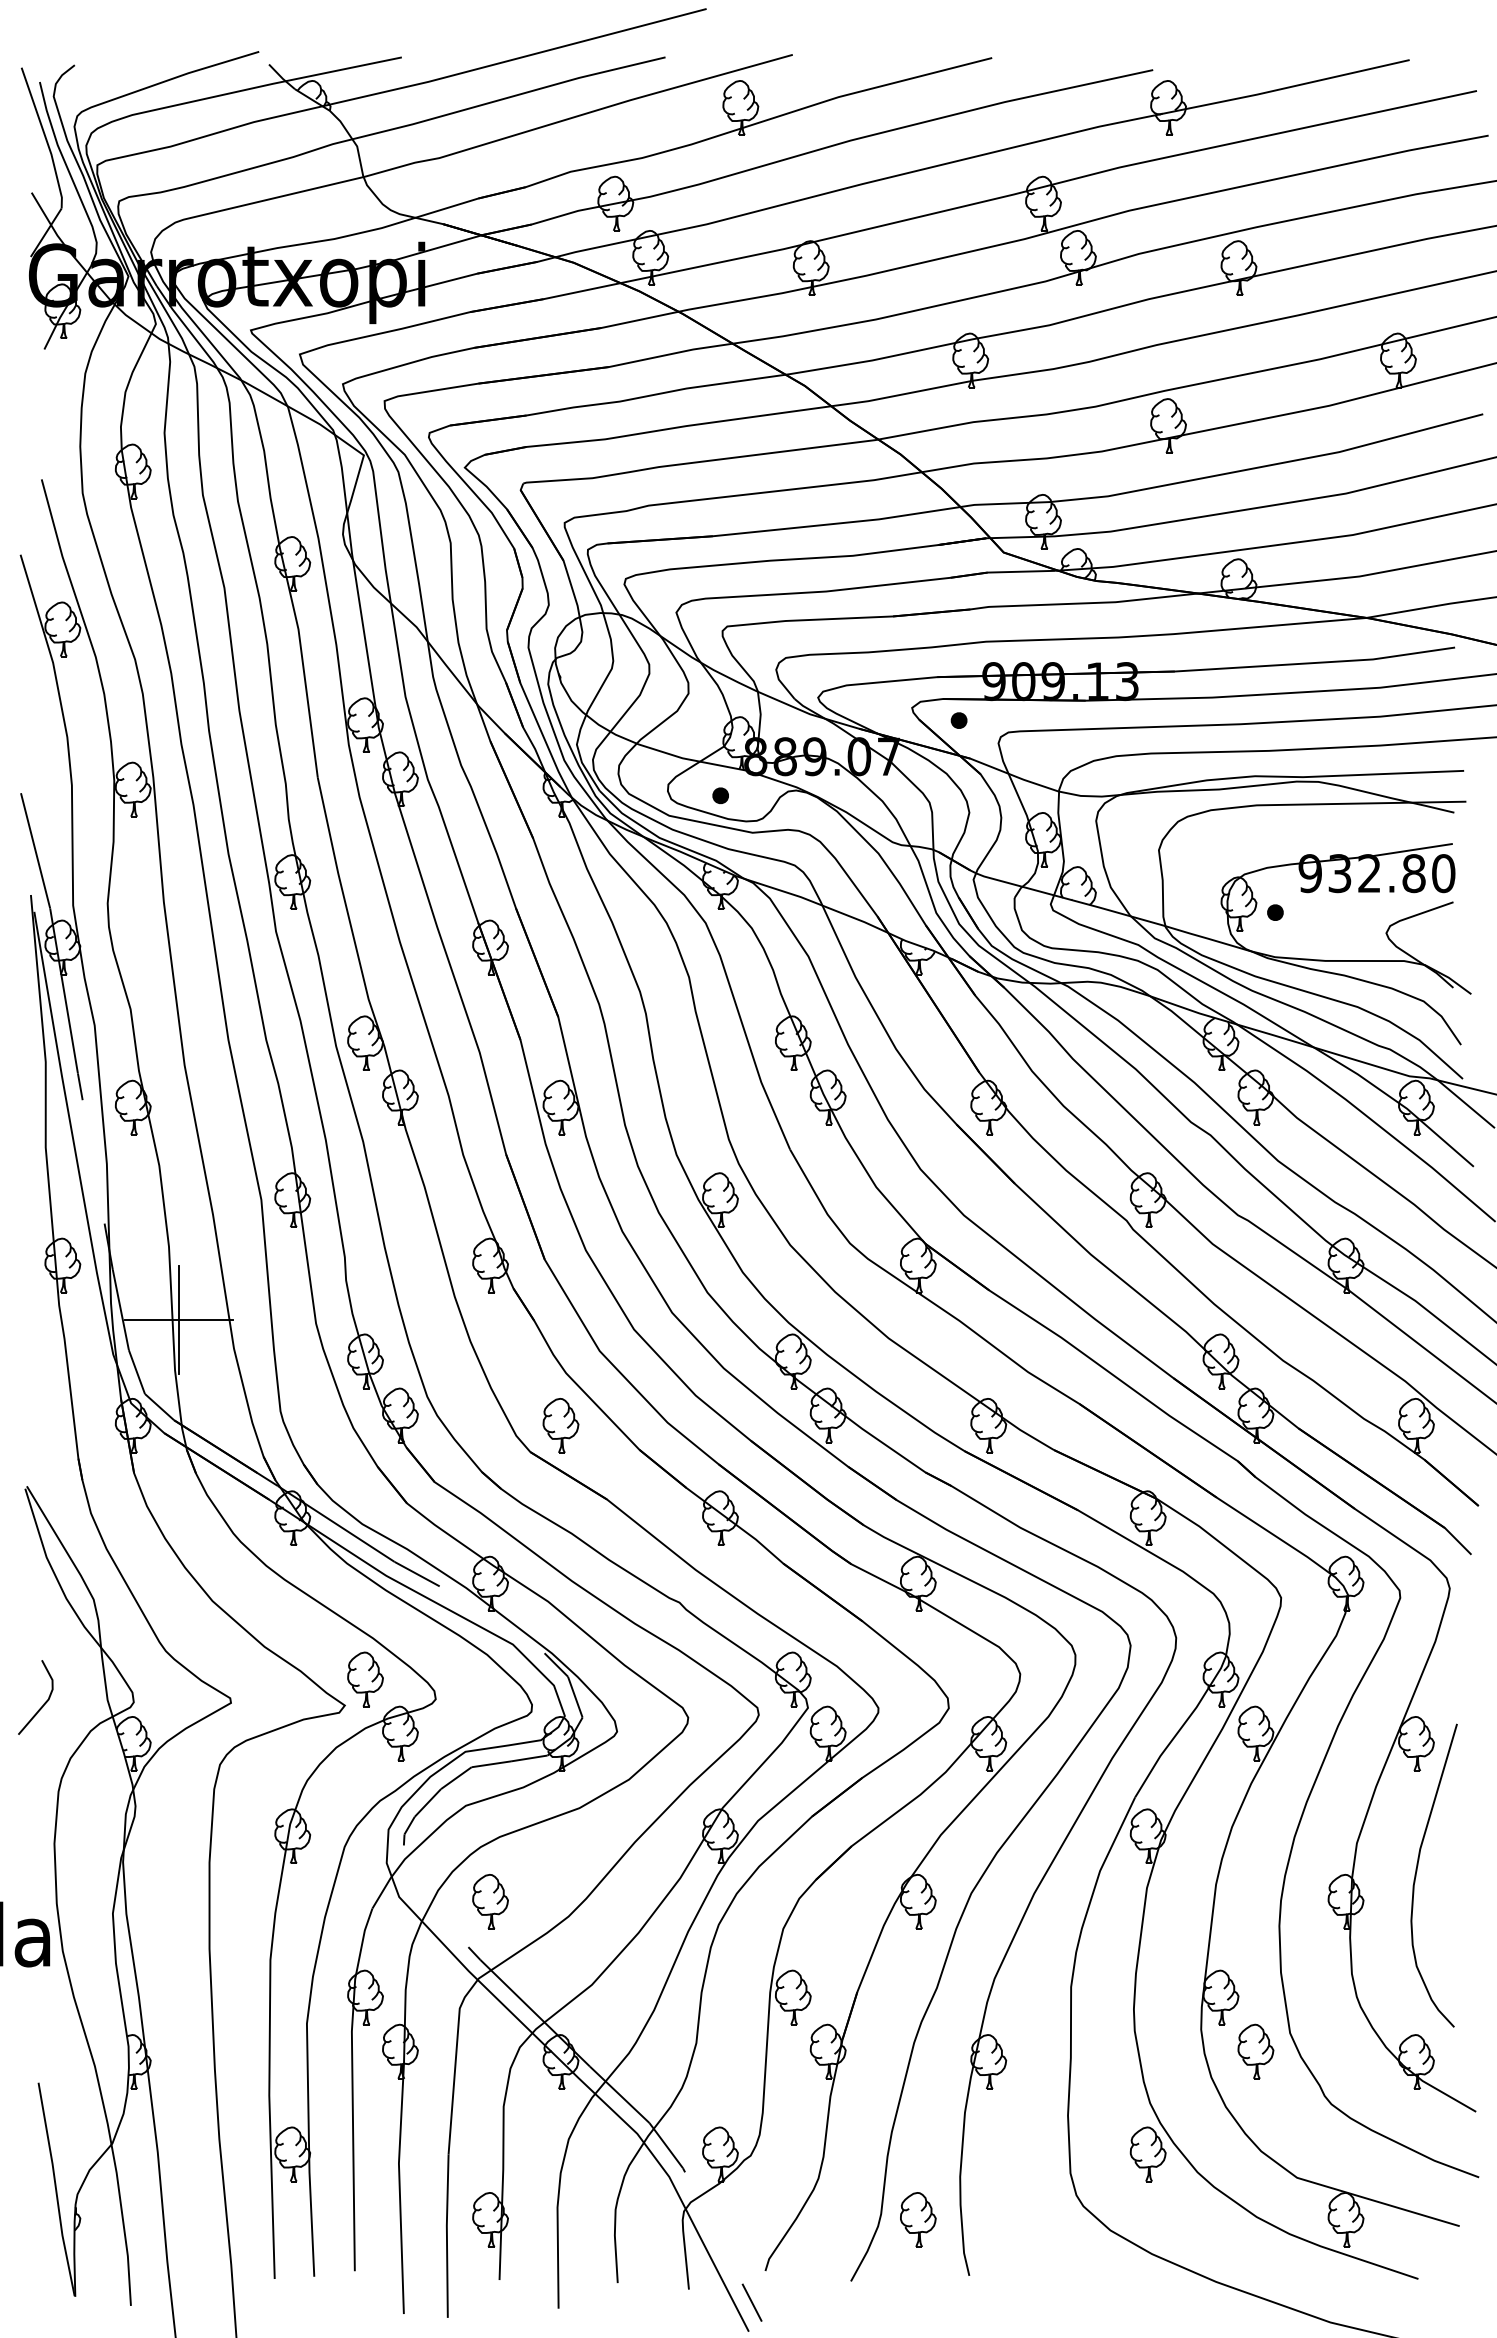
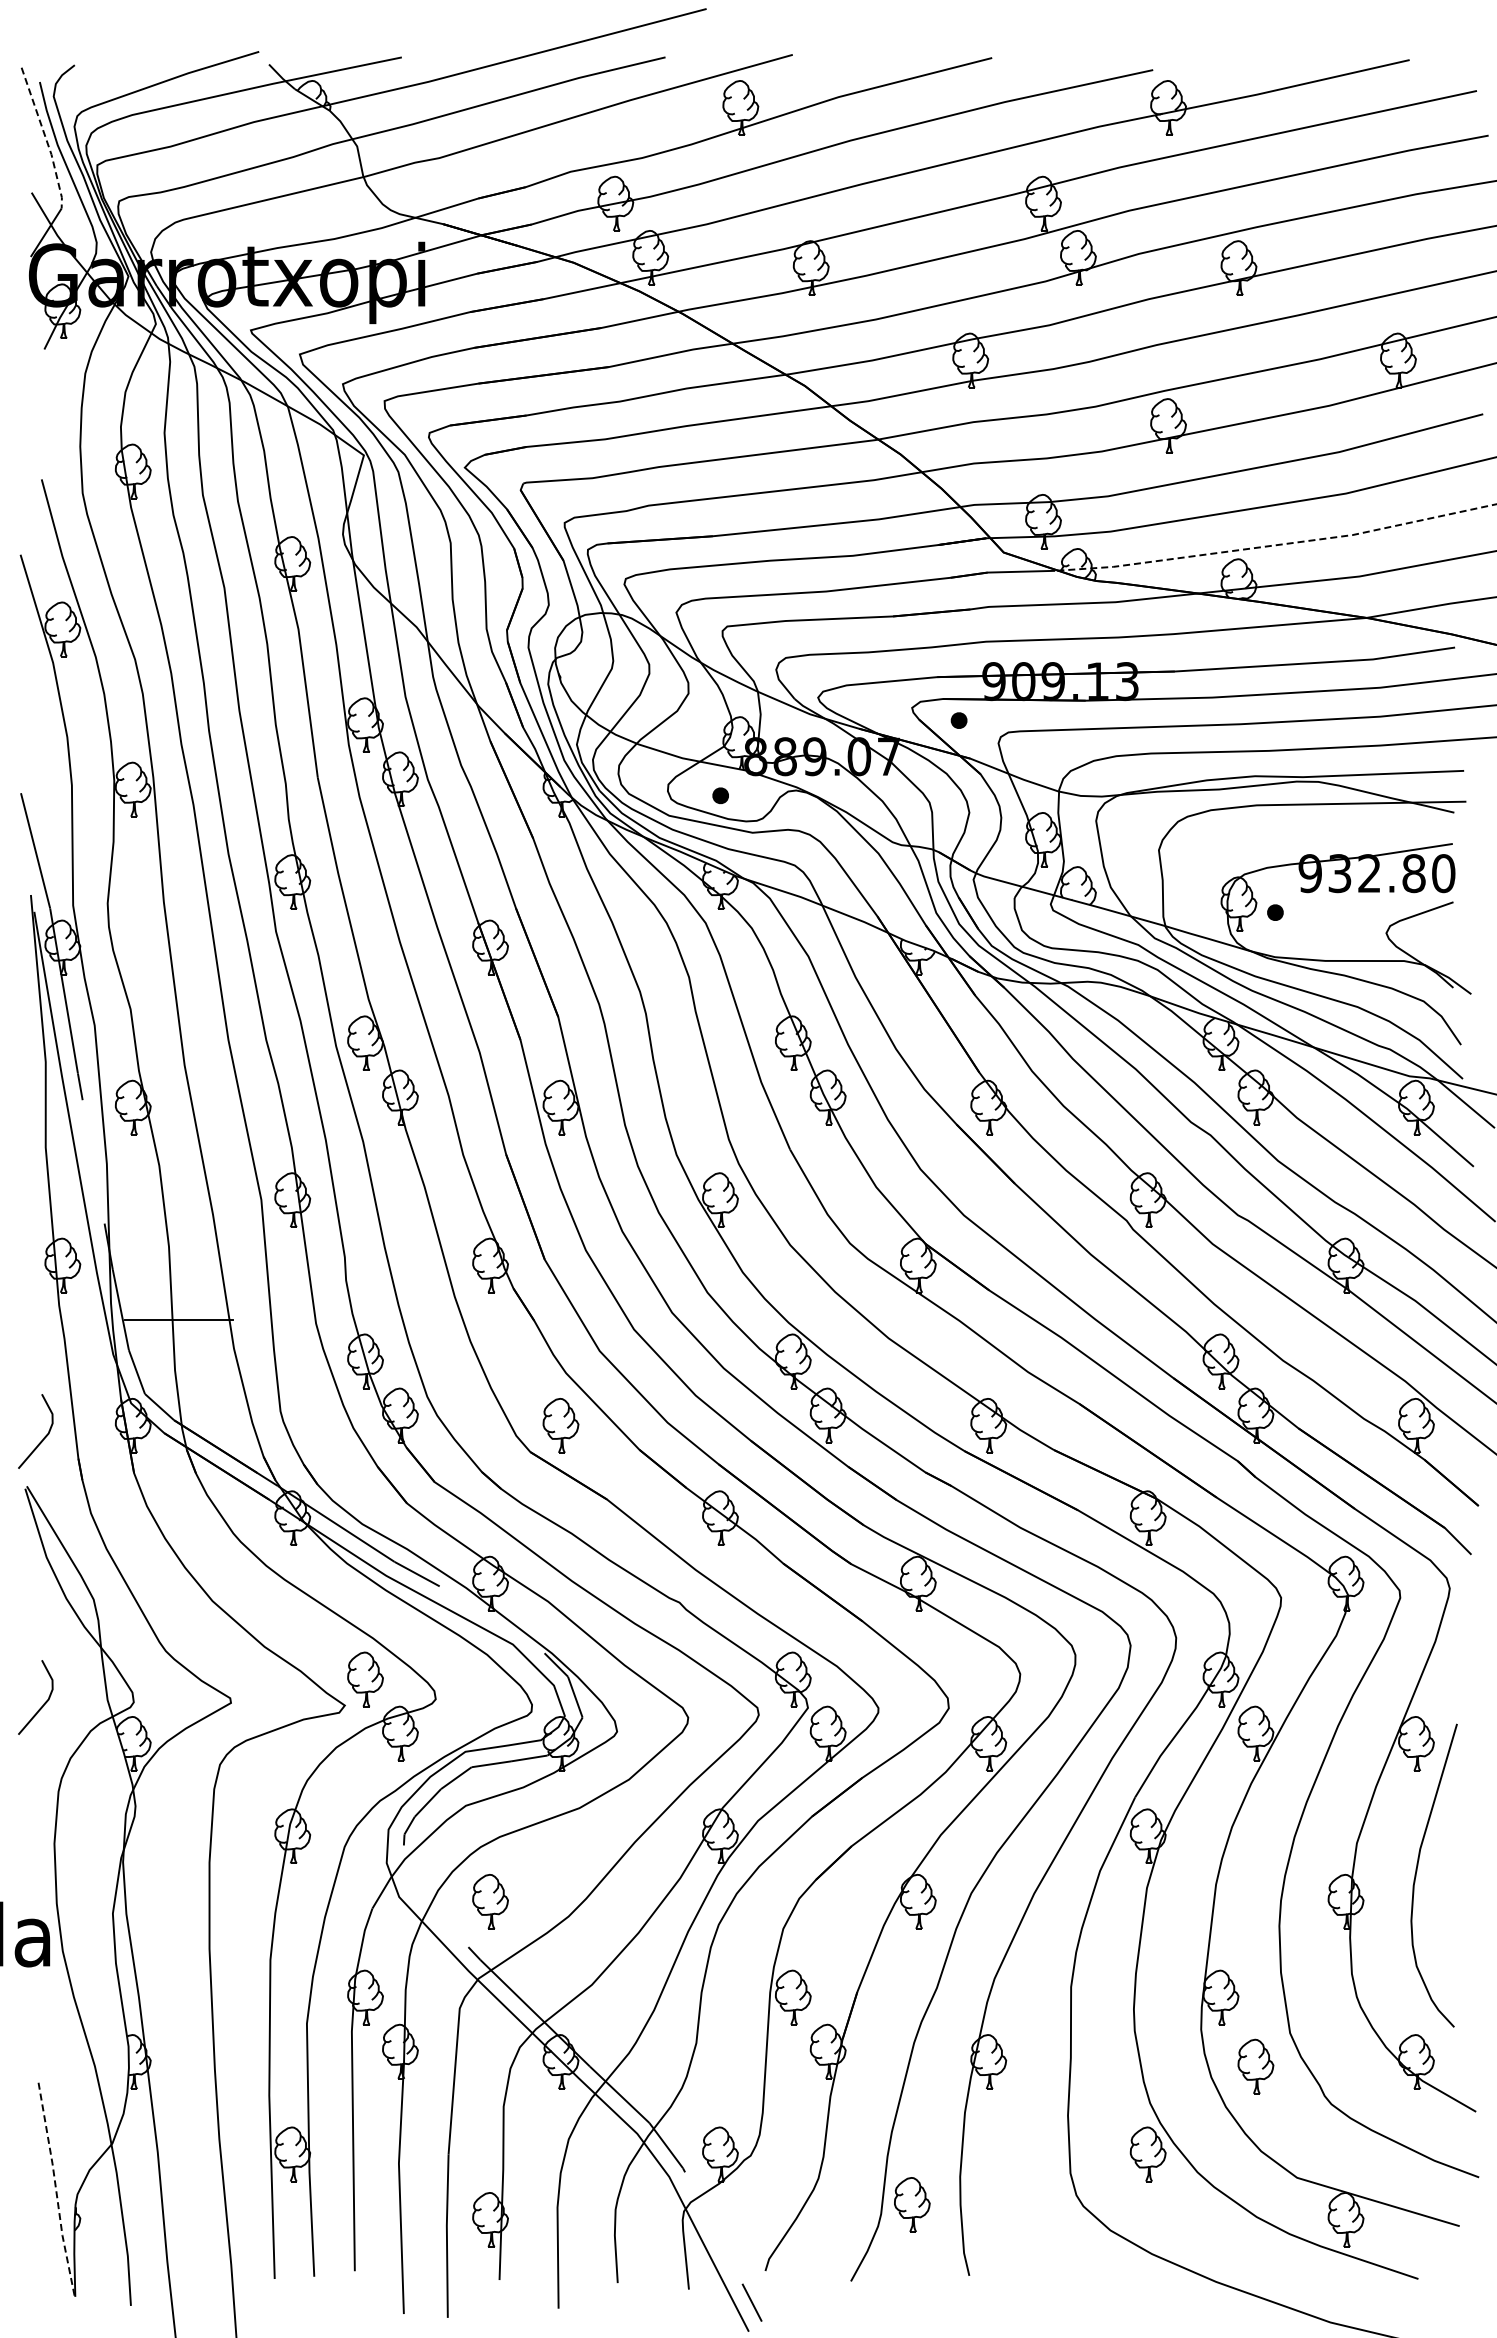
line: solid -> dashed (45, 138)
line: solid -> dashed (1276, 545)
line: present -> none (178, 1319)
line: none -> present (43, 1437)
part position: (1255, 2051) -> (1255, 2066) (1255, 2066)
line: solid -> dashed (56, 2189)
part position: (918, 2219) -> (912, 2204) (912, 2204)
